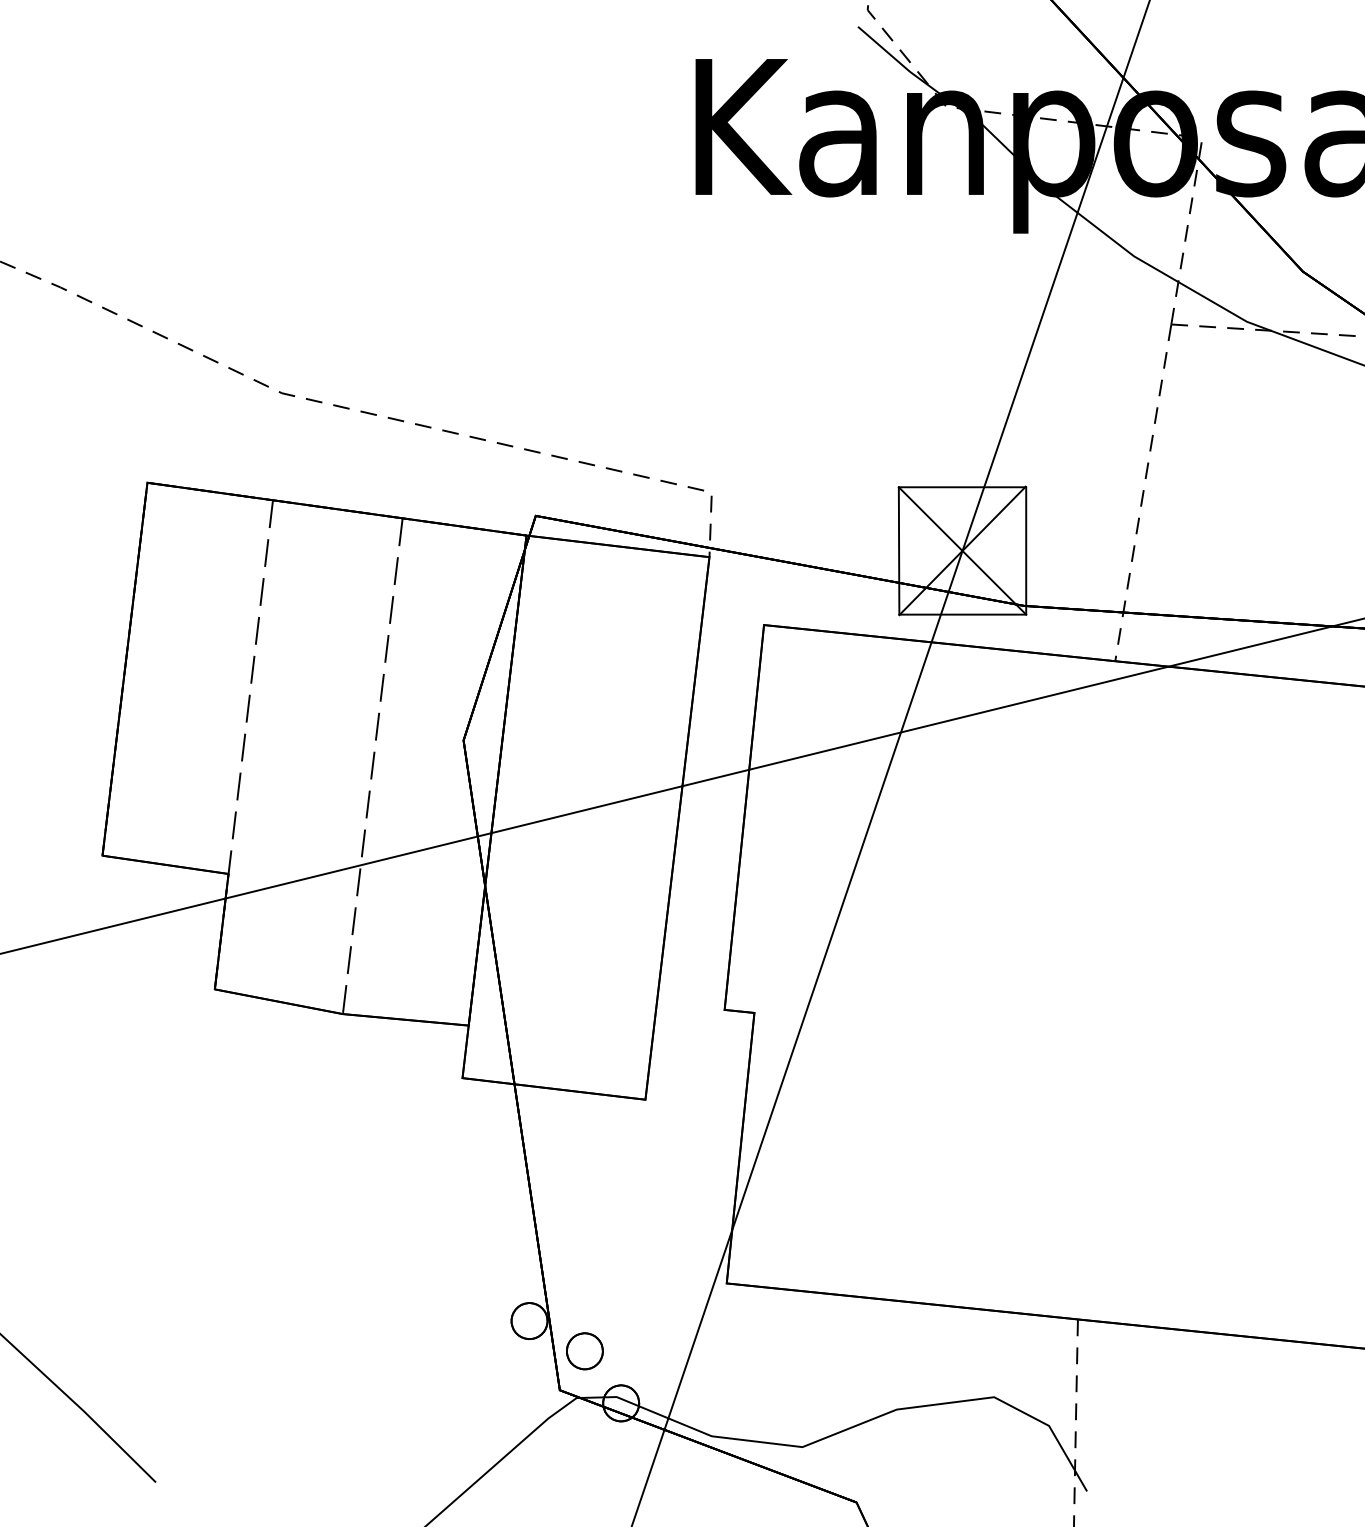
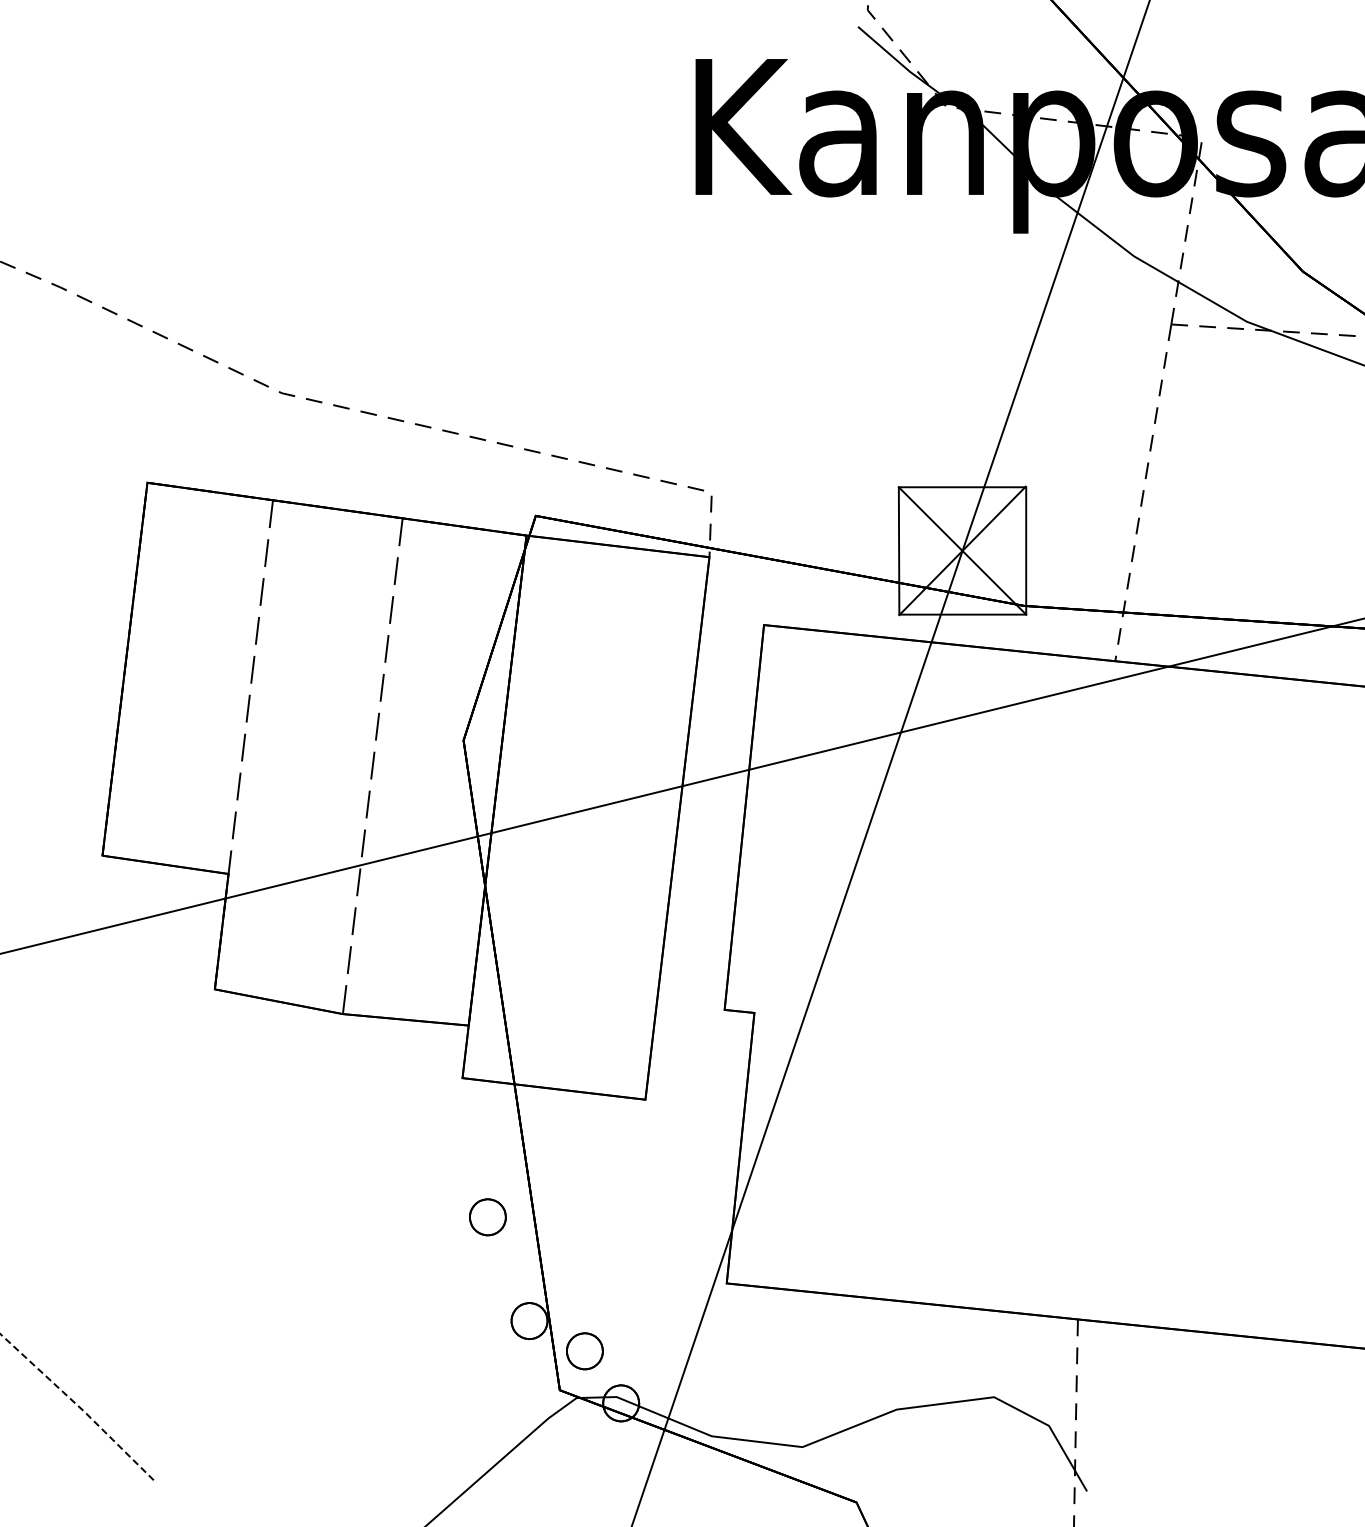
part: none -> present (487, 1217)
line: solid -> dashed (80, 1407)
